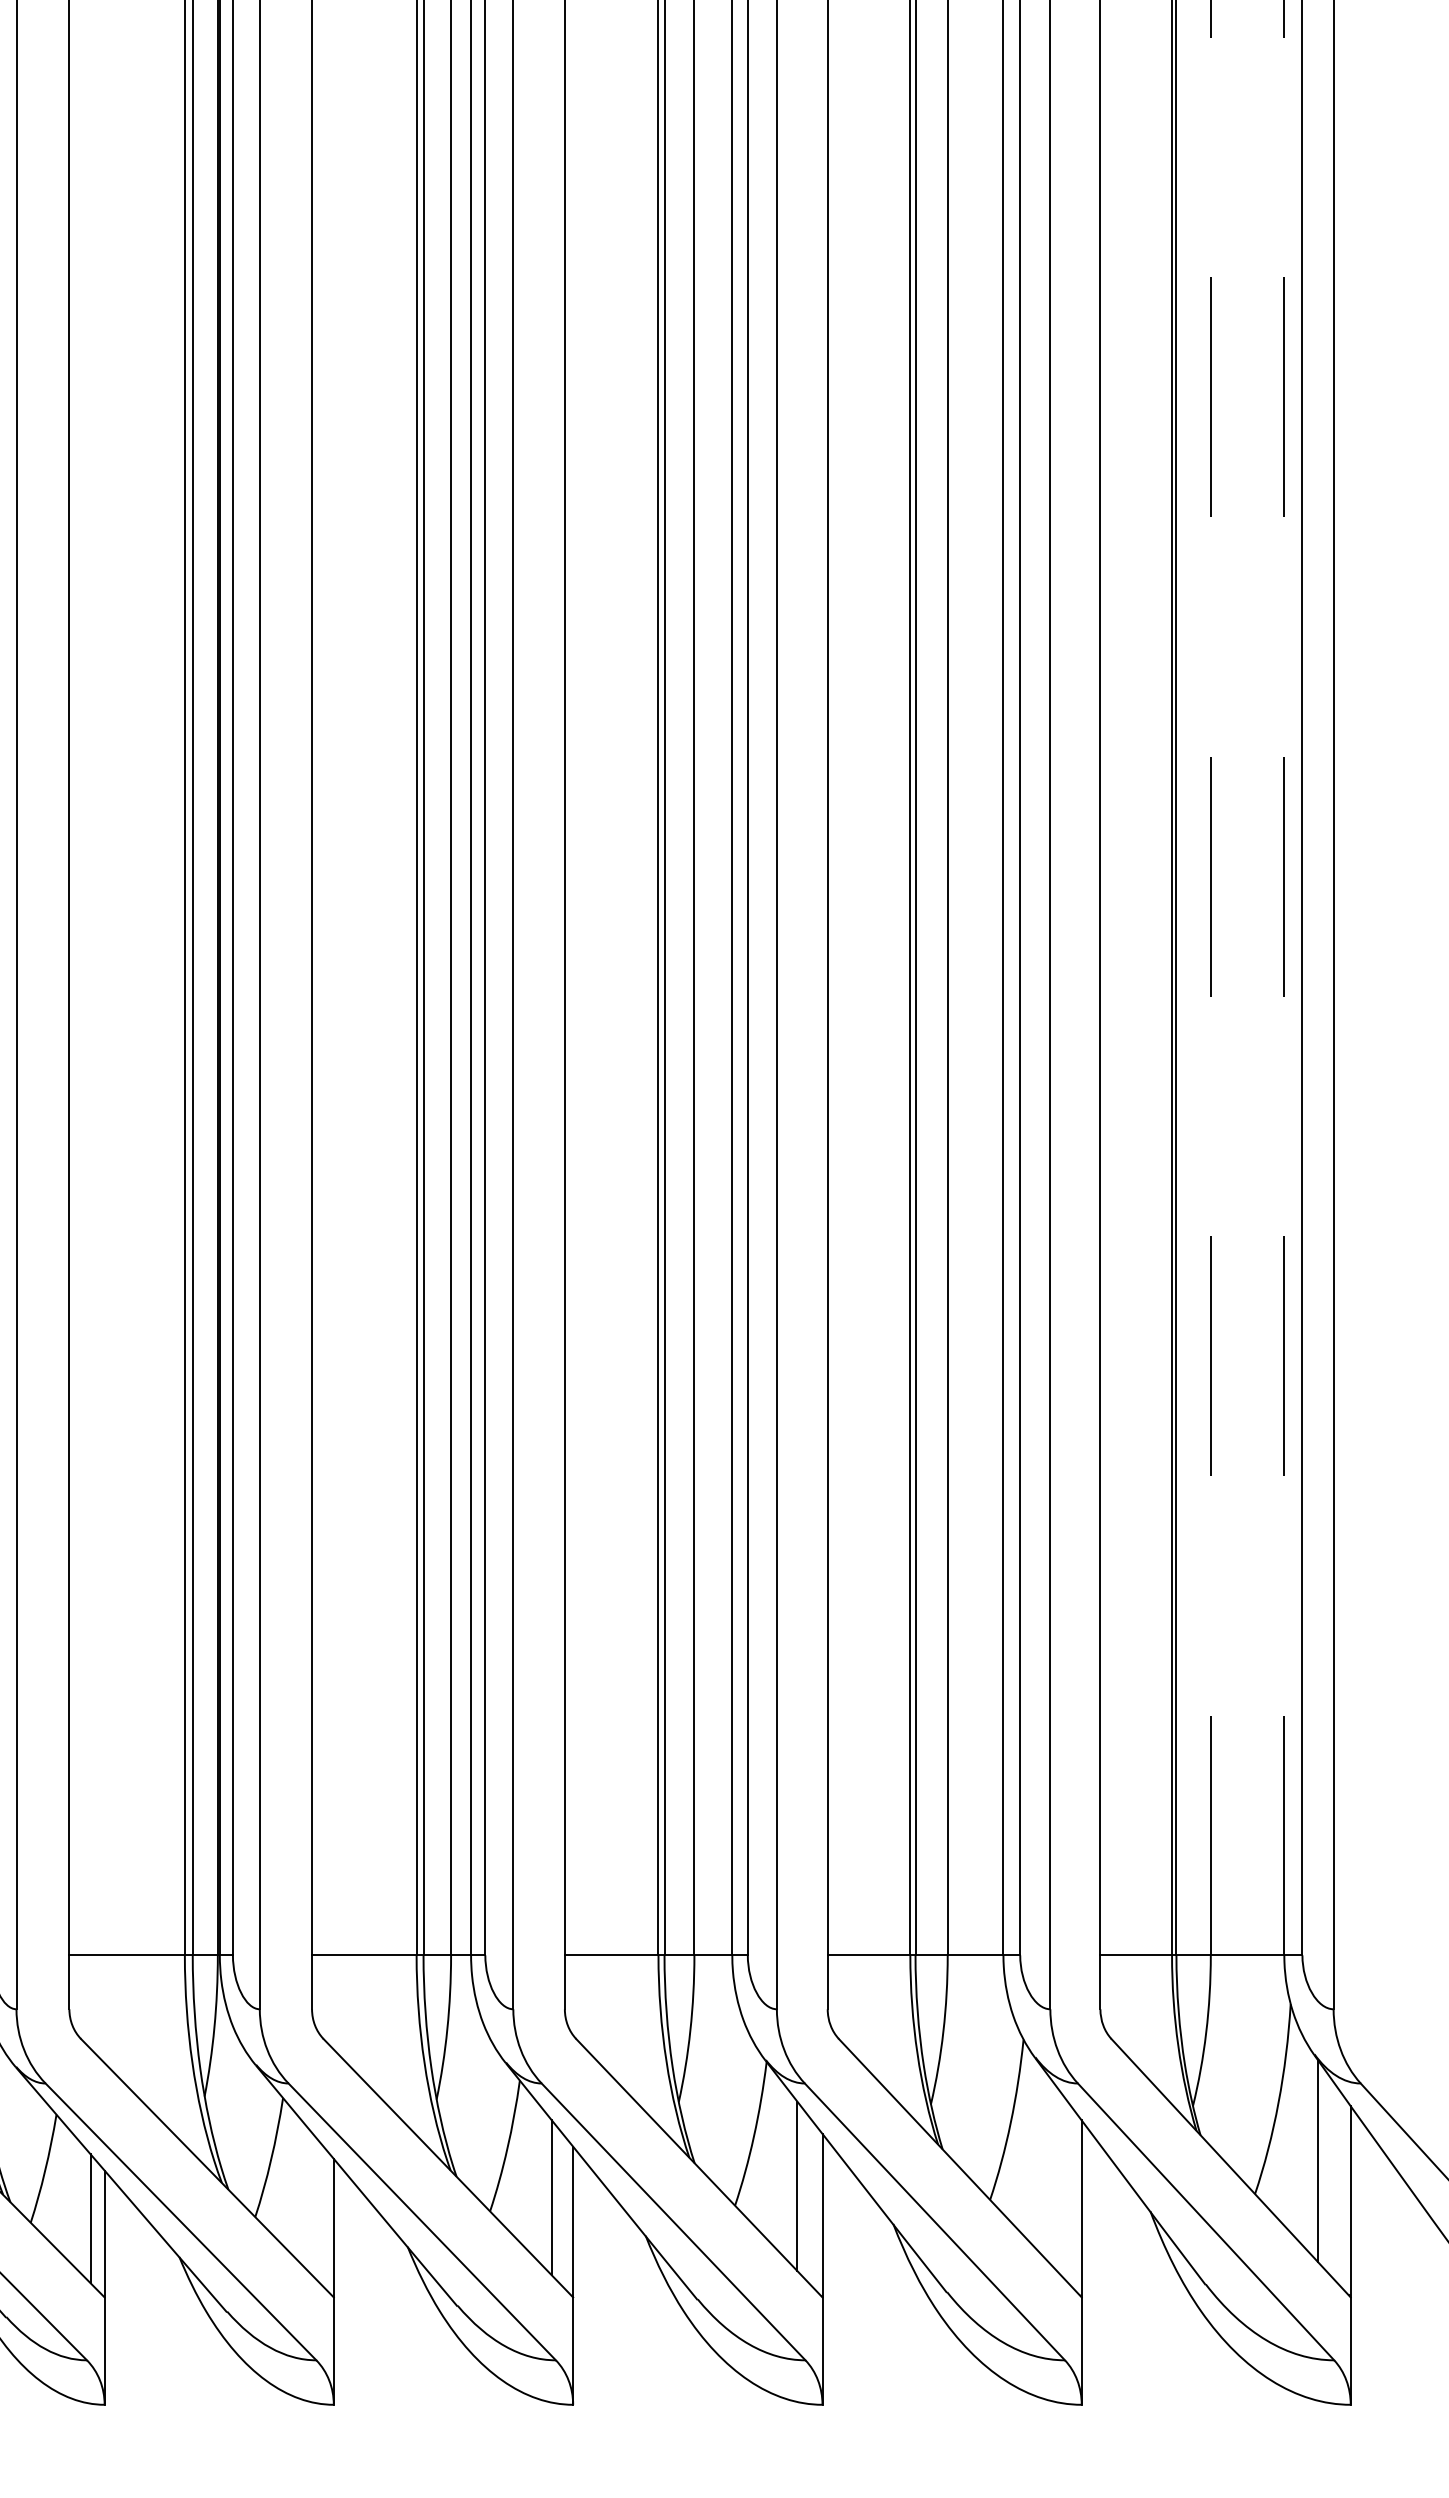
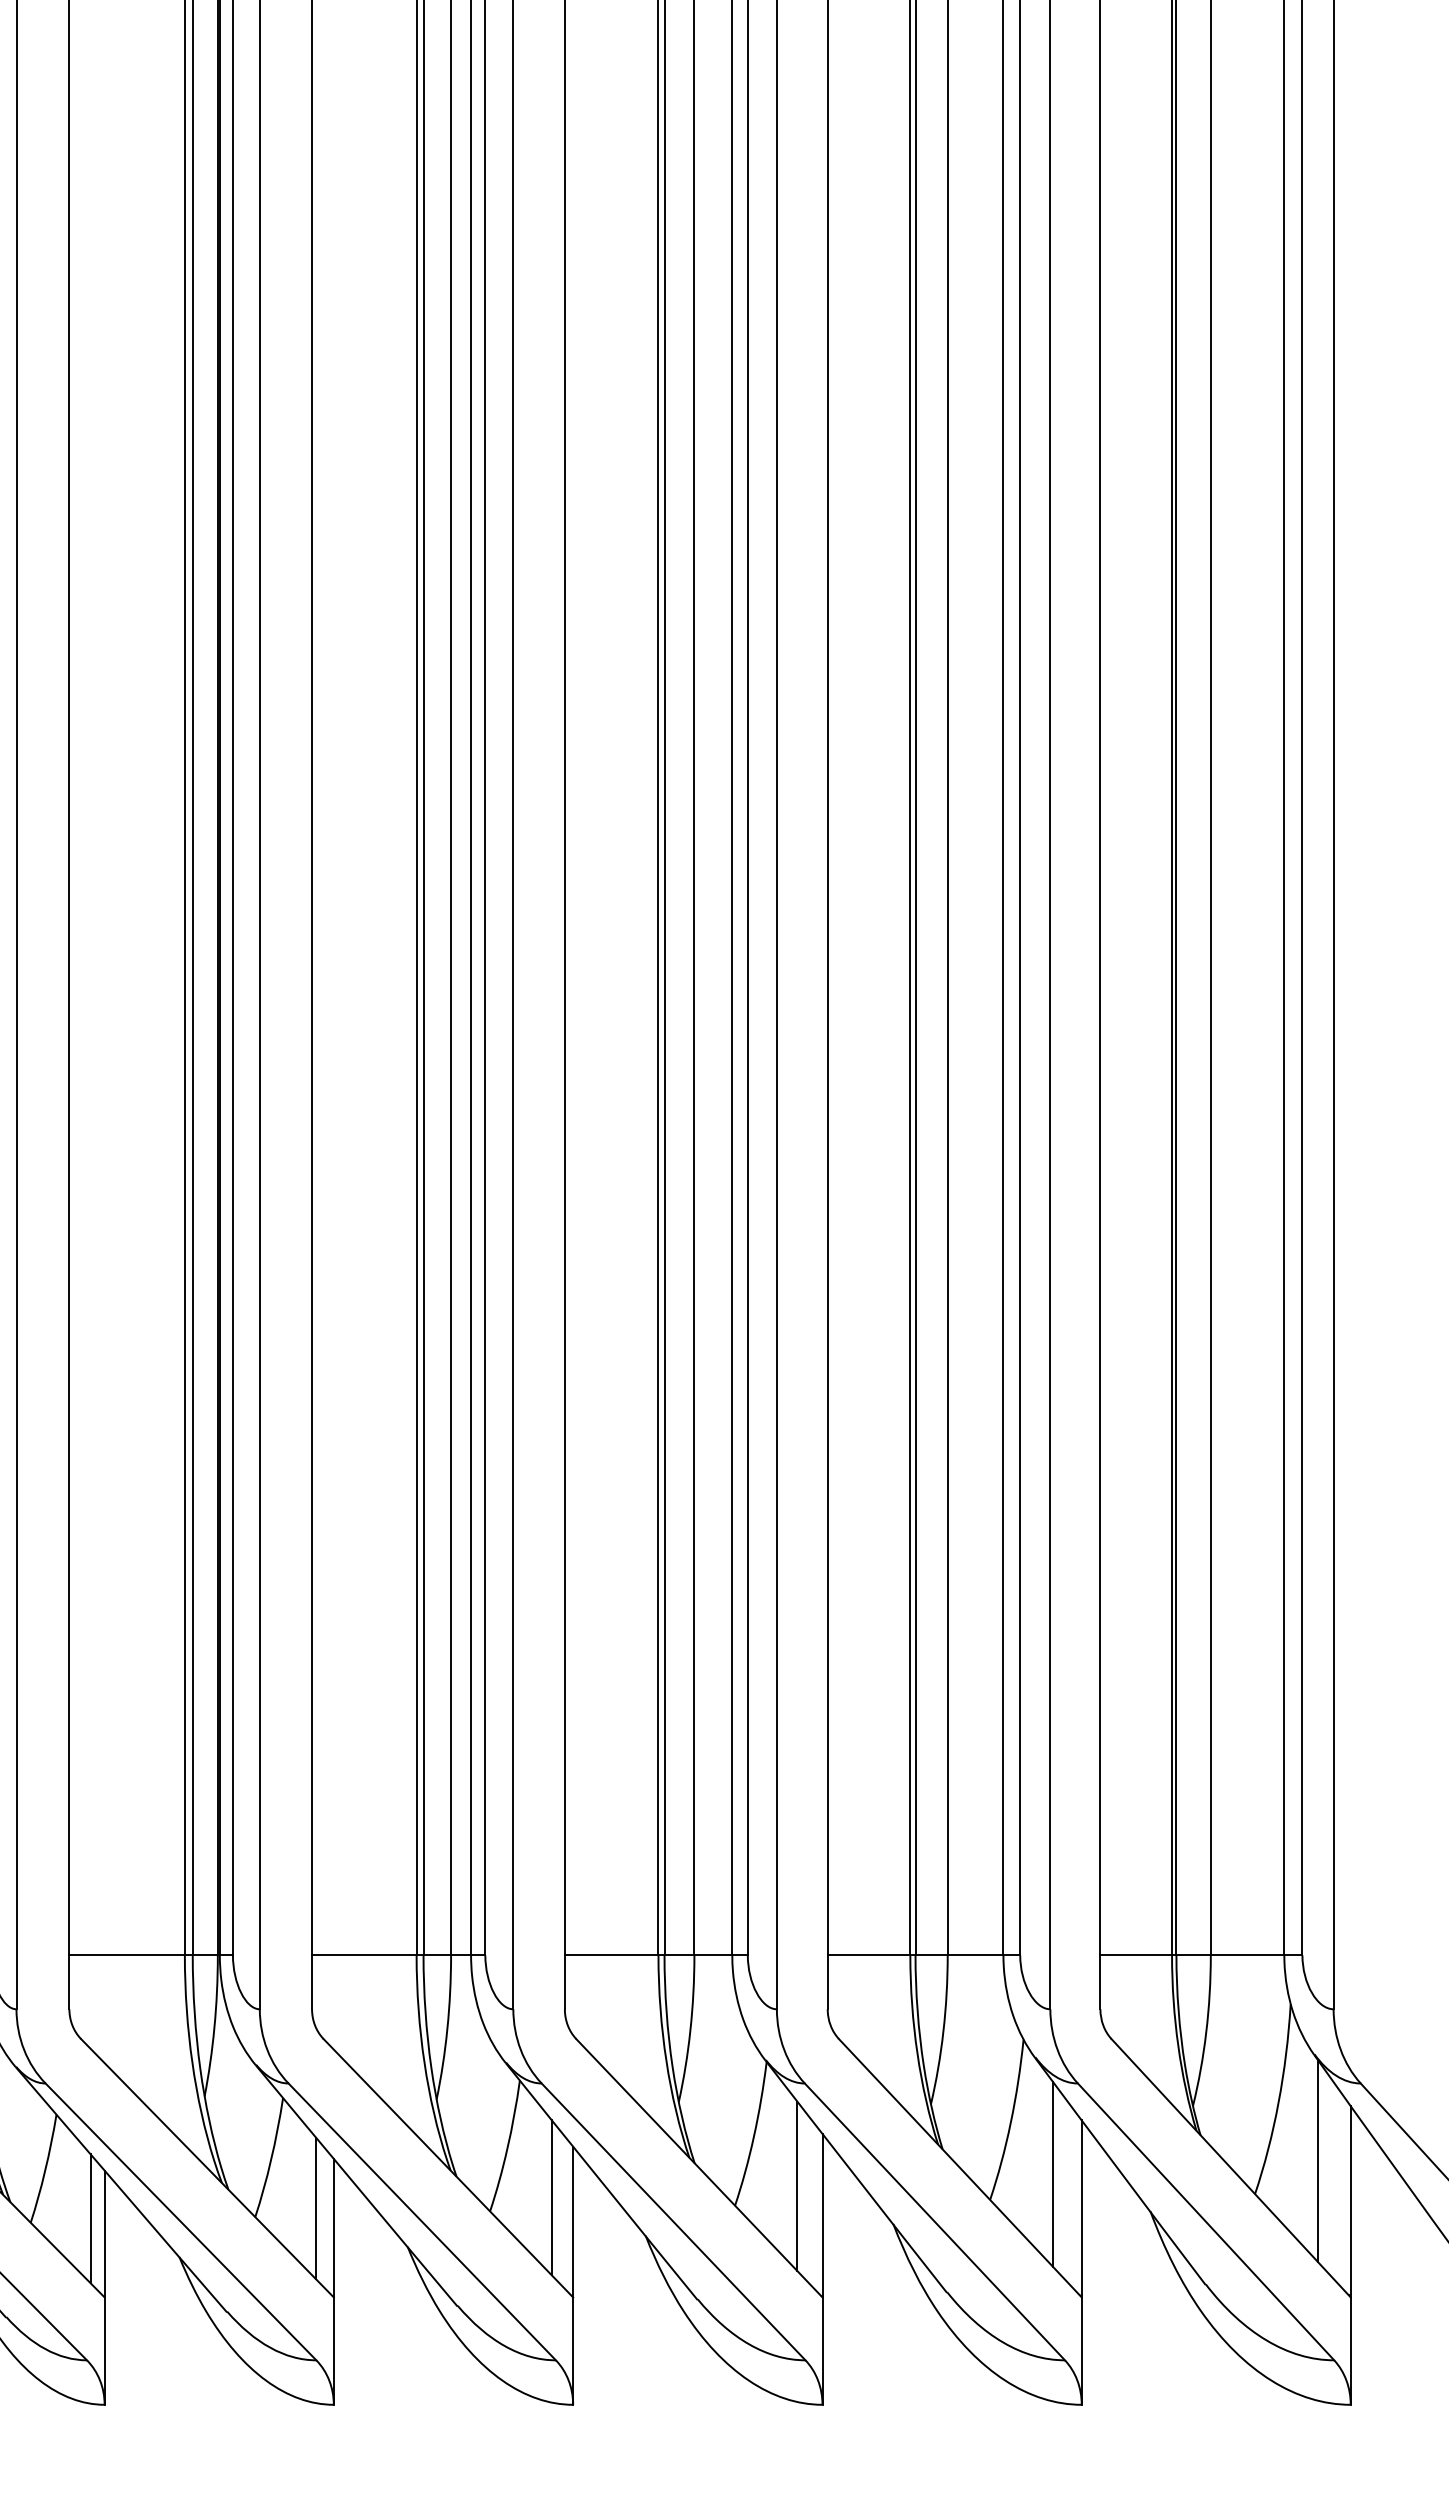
line: dashed -> solid (1210, 977)
line: dashed -> solid (1284, 977)
line: none -> present (1052, 2173)
line: none -> present (316, 2208)
